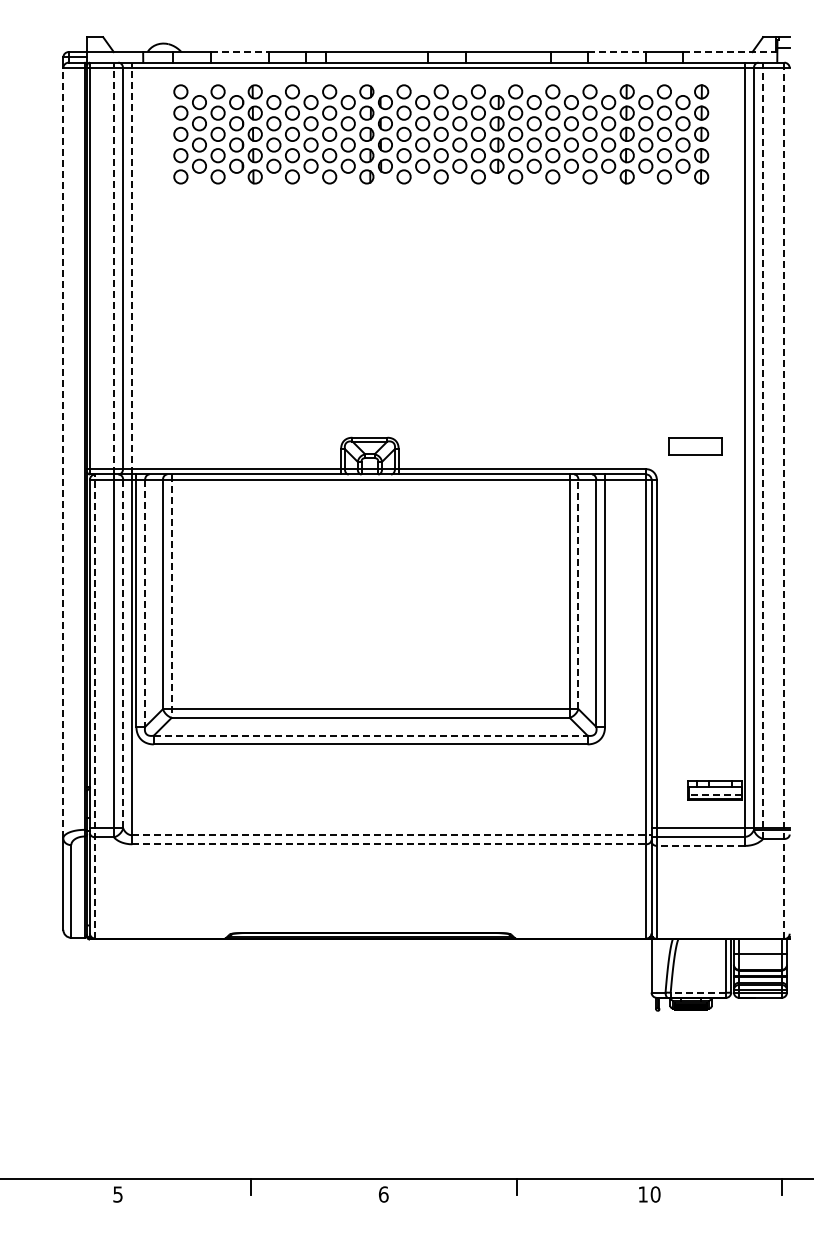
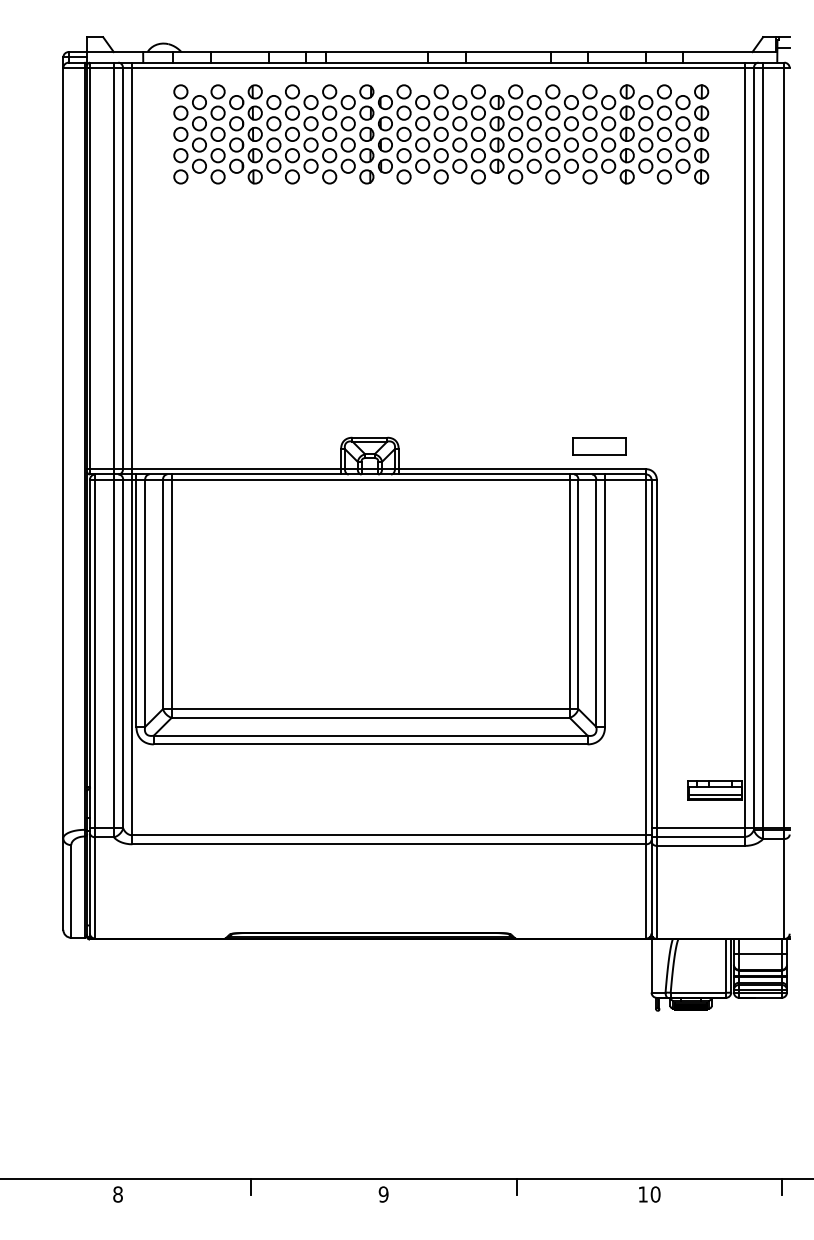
line: dashed -> solid (240, 52)
line: dashed -> solid (617, 52)
line: dashed -> solid (730, 52)
line: dashed -> solid (113, 268)
line: dashed -> solid (132, 268)
part position: (695, 446) -> (599, 446) (599, 446)
line: dashed -> solid (763, 450)
line: dashed -> solid (63, 452)
line: dashed -> solid (784, 501)
line: dashed -> solid (578, 594)
line: dashed -> solid (171, 596)
line: dashed -> solid (145, 603)
line: dashed -> solid (123, 653)
line: dashed -> solid (95, 706)
line: dashed -> solid (370, 735)
line: dashed -> solid (715, 794)
line: dashed -> solid (391, 835)
line: dashed -> solid (389, 844)
line: dashed -> solid (700, 845)
line: dashed -> solid (698, 992)
text: 5 -> 8 (117, 1194)
text: 6 -> 9 (383, 1194)
